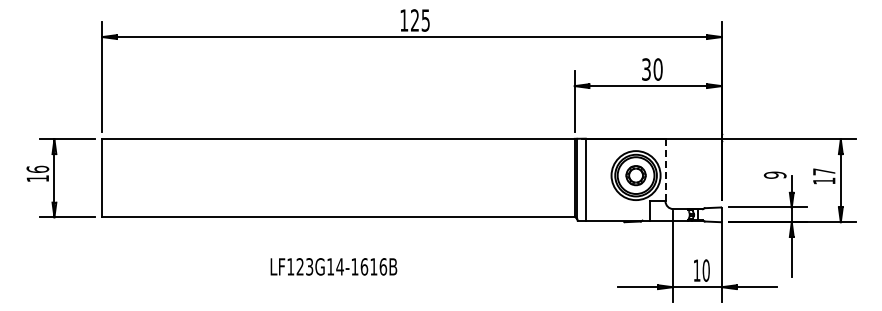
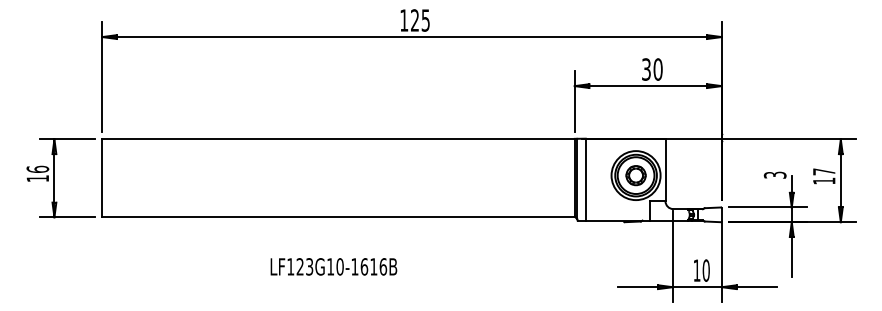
line: dashed -> solid (665, 169)
text: 9 -> 3 (775, 174)
text: LF123G14-1616B -> LF123G10-1616B (339, 266)
